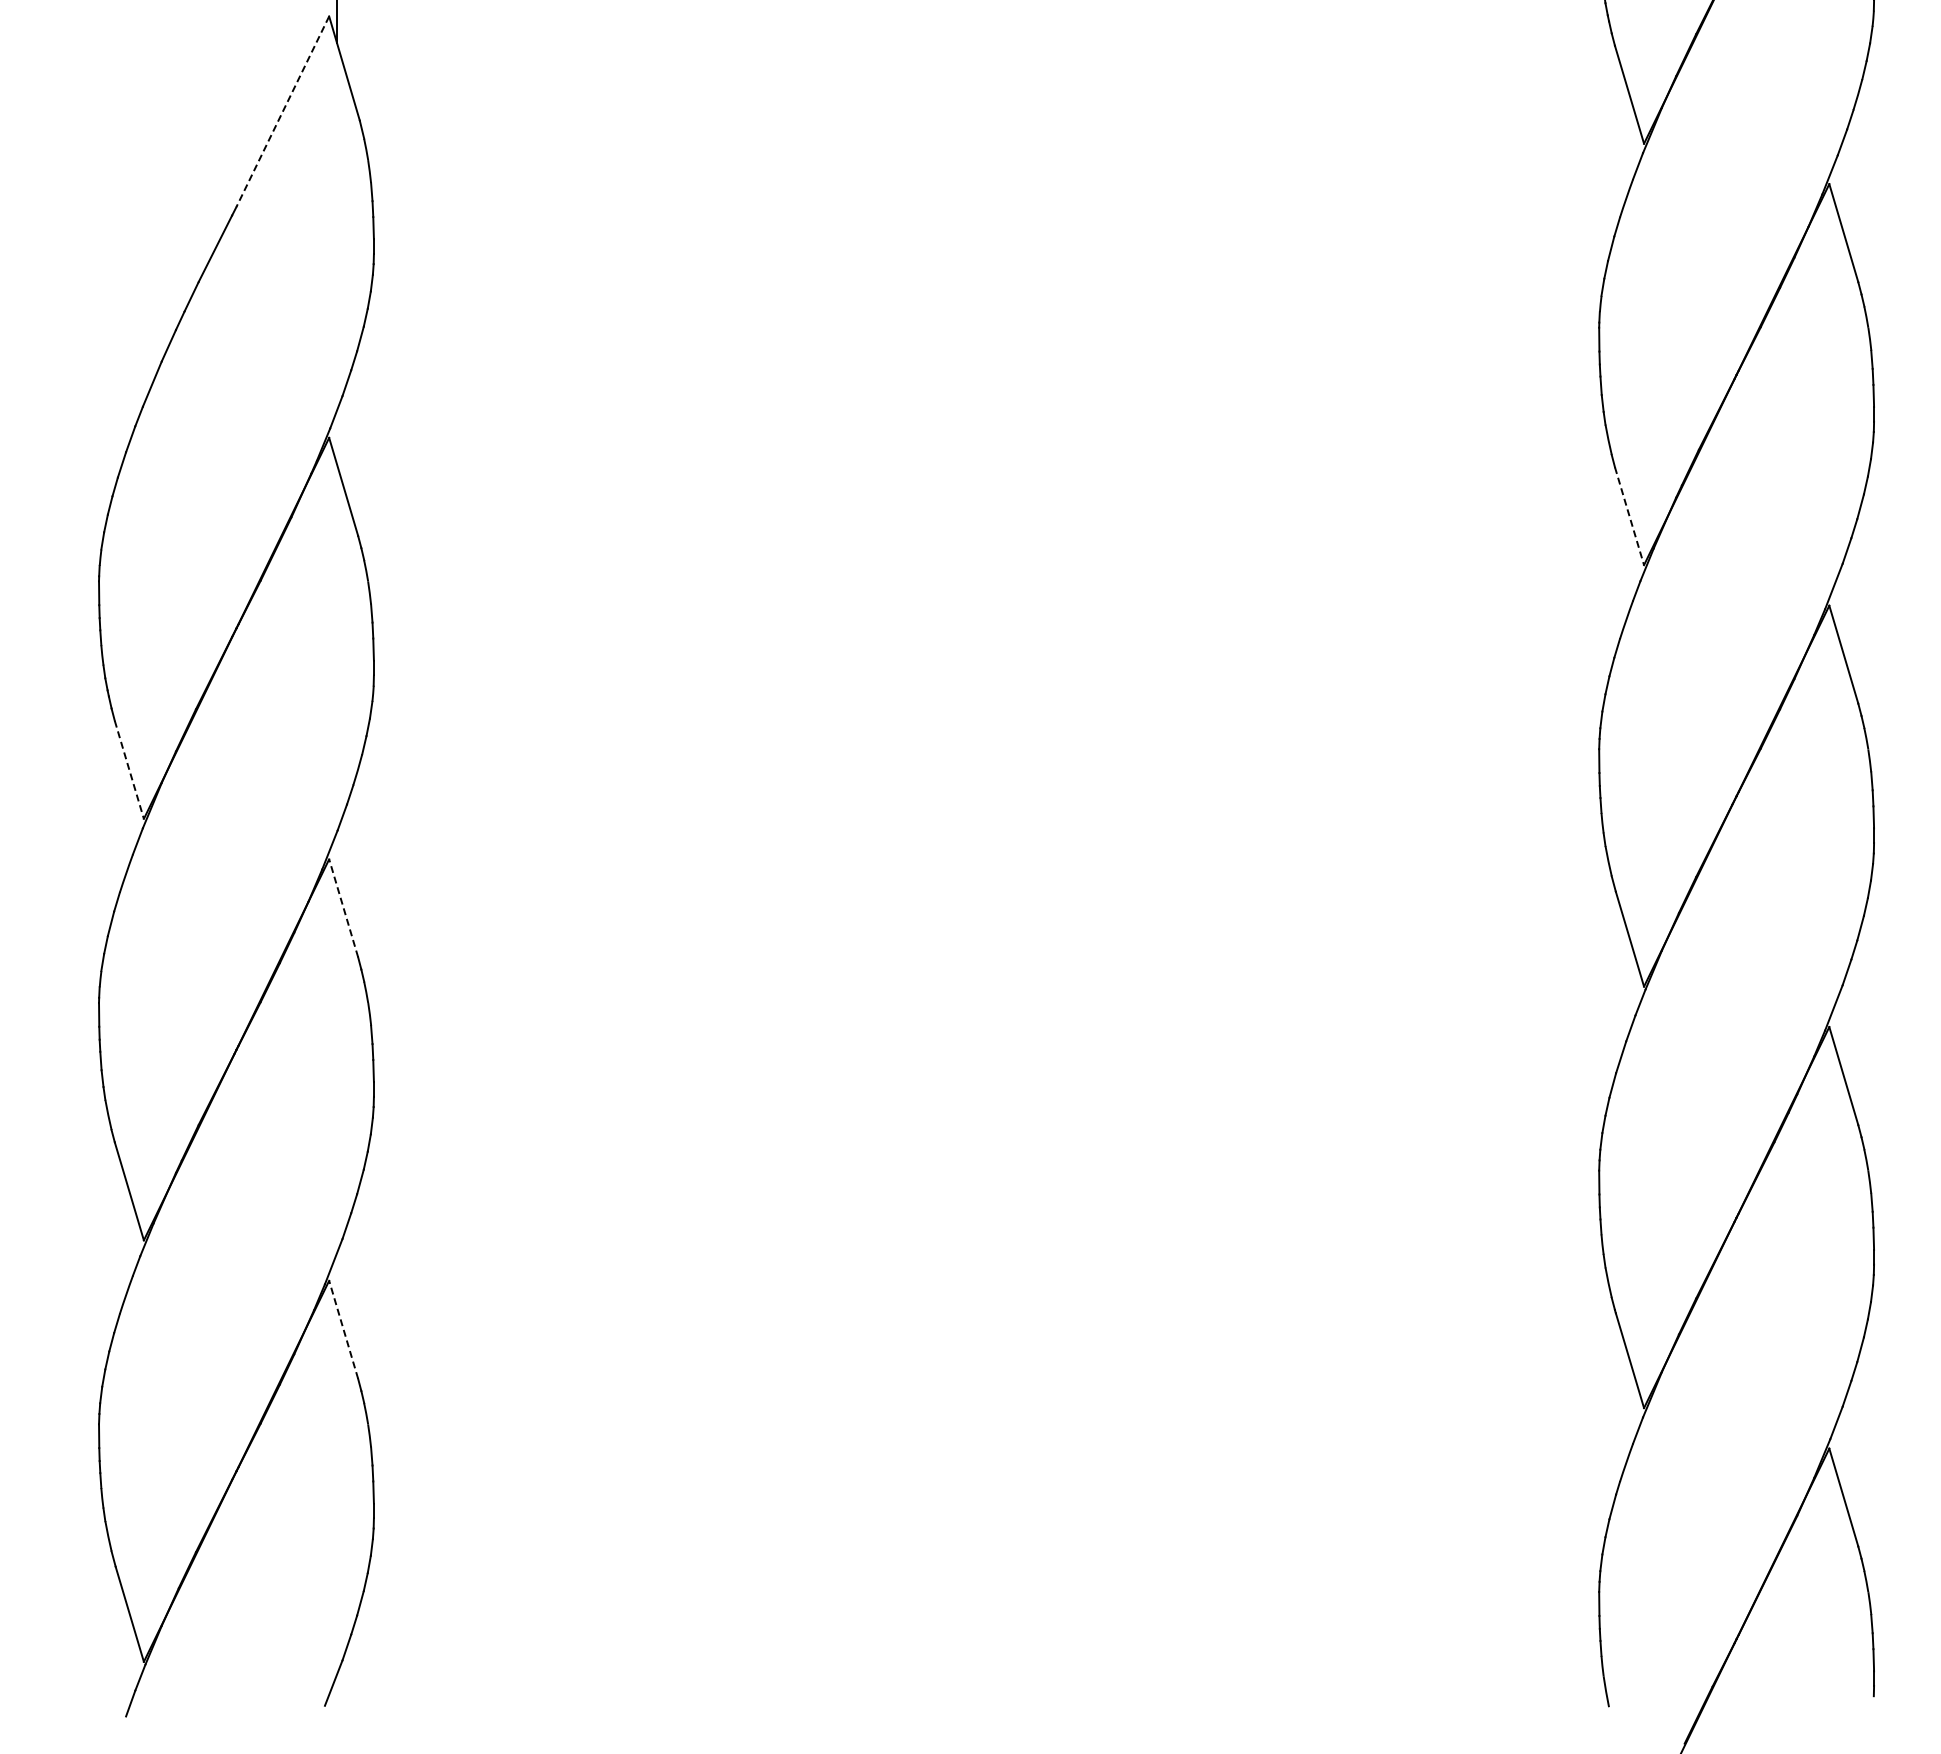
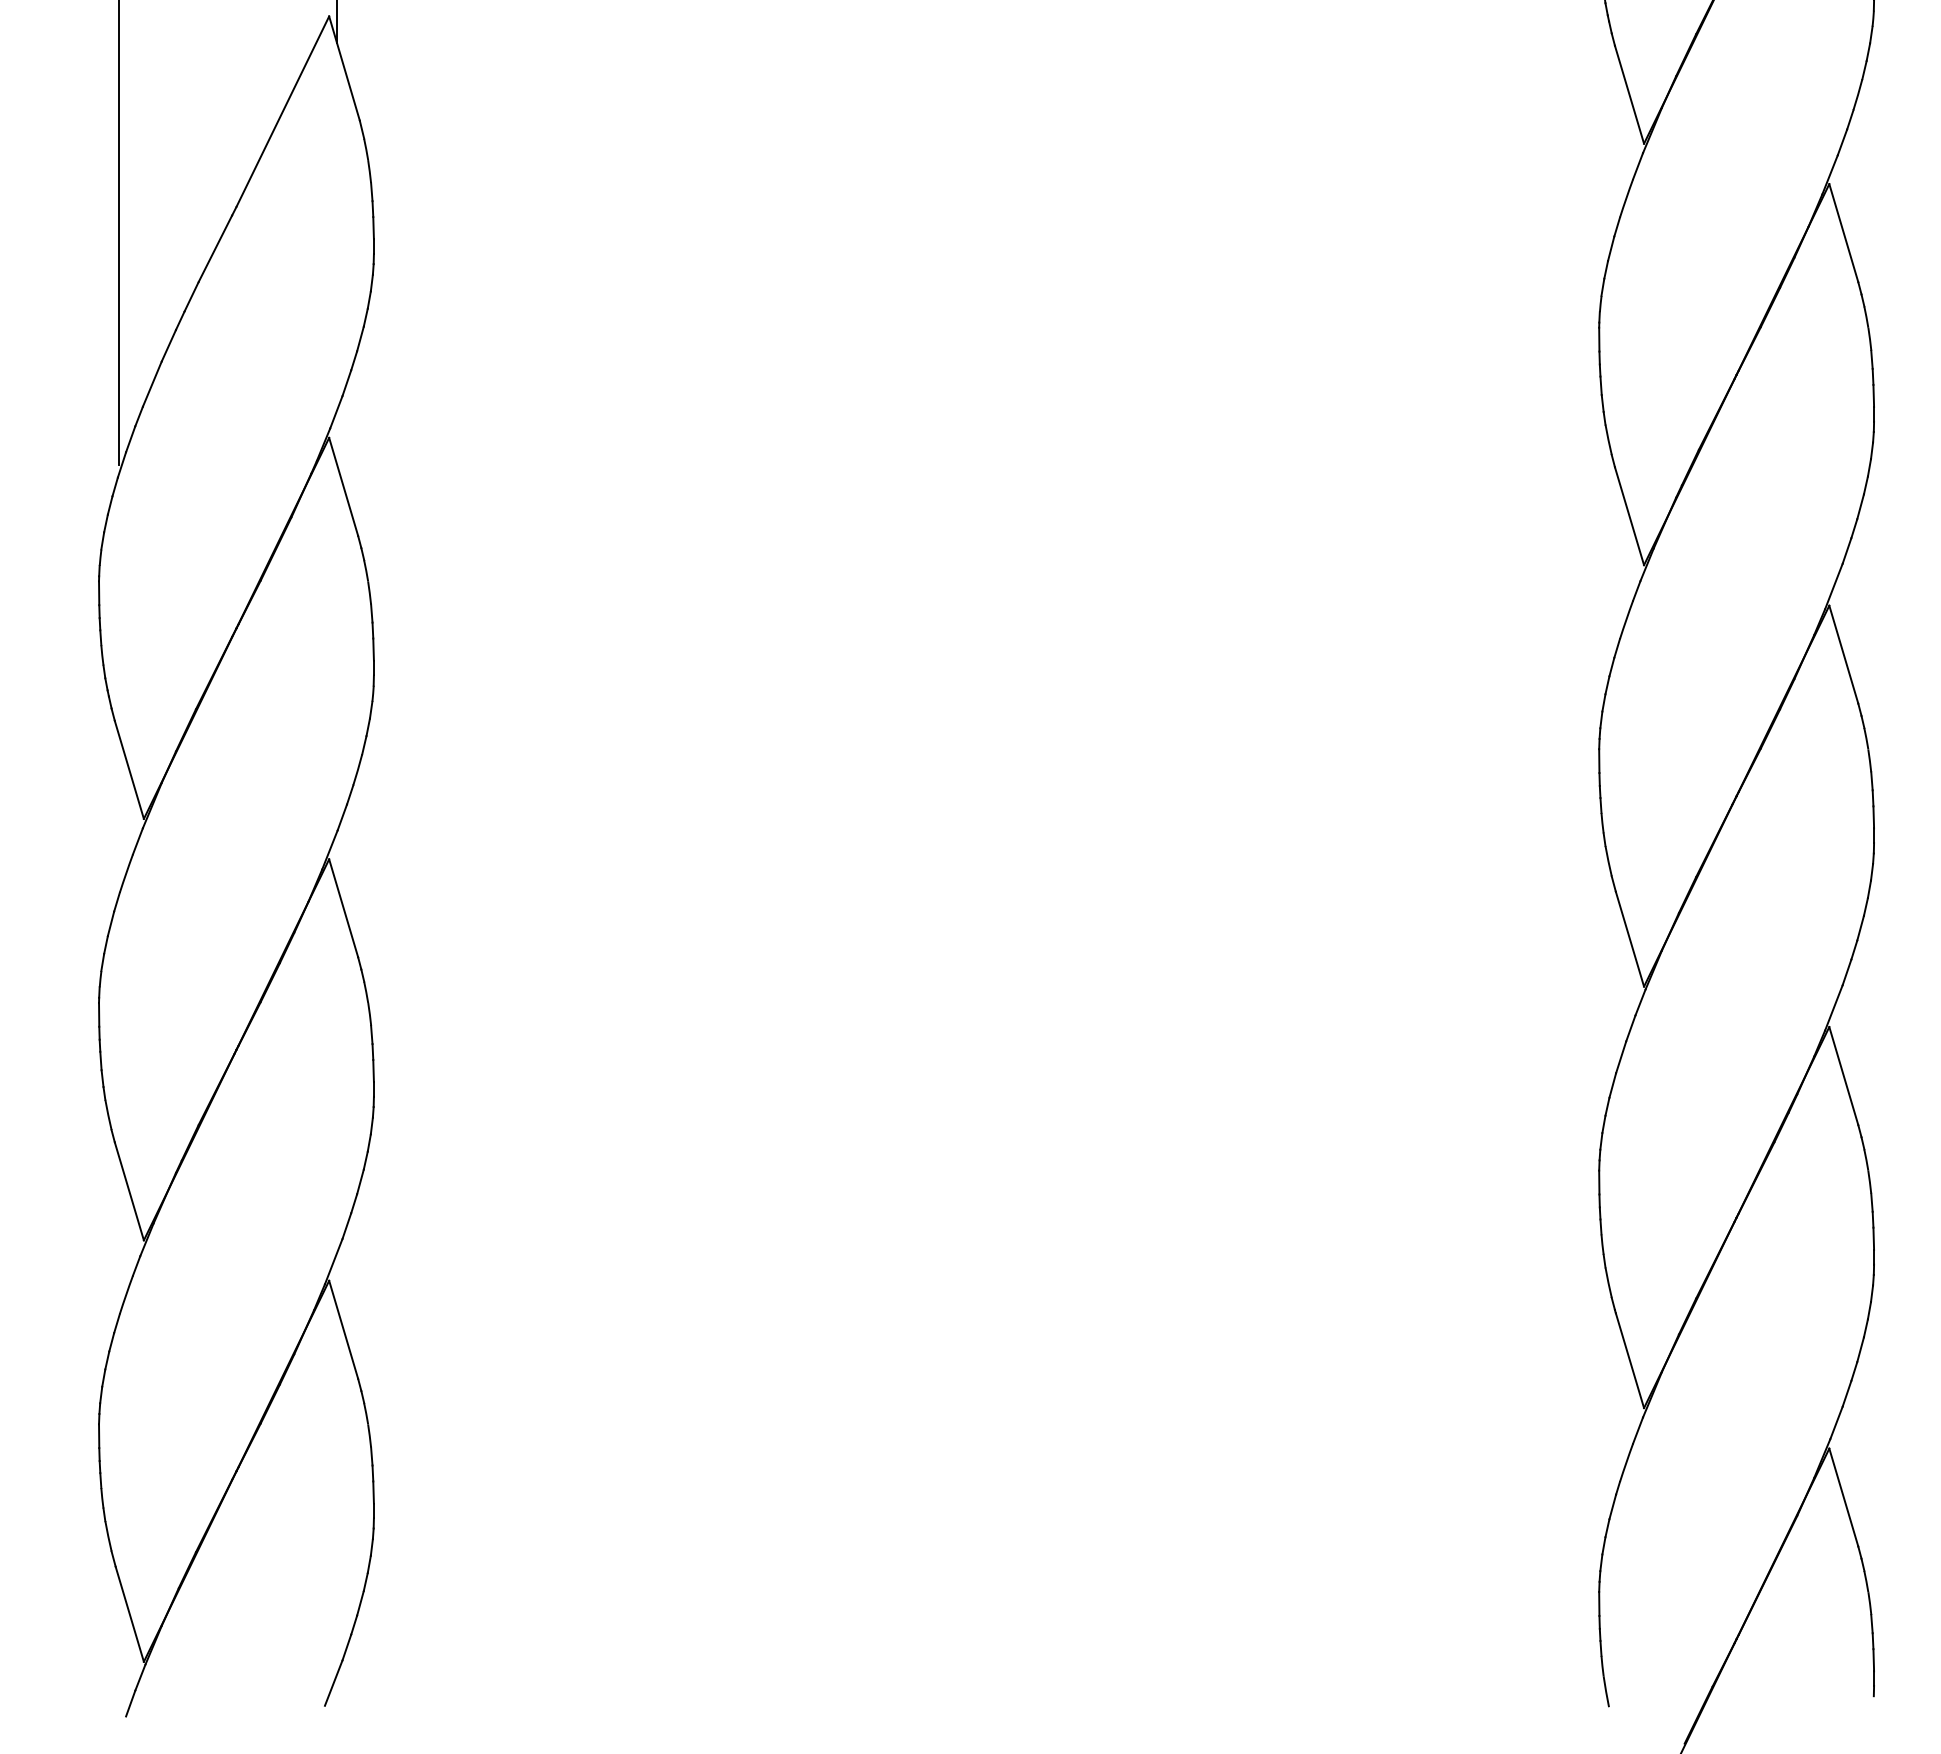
line: dashed -> solid (282, 111)
line: none -> present (118, 233)
line: dashed -> solid (1629, 516)
line: dashed -> solid (129, 770)
line: dashed -> solid (343, 907)
line: dashed -> solid (343, 1329)
